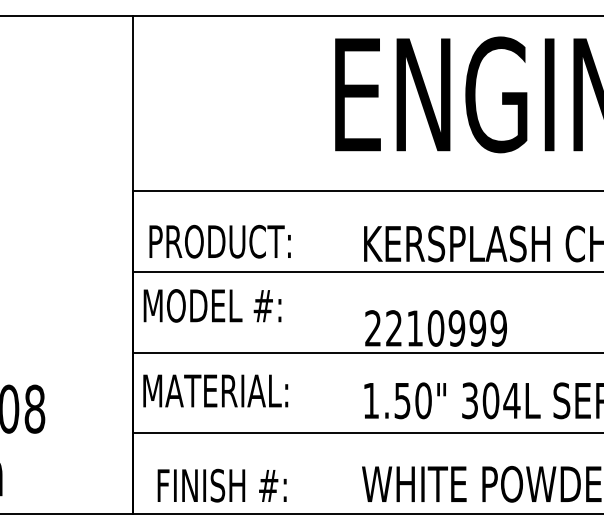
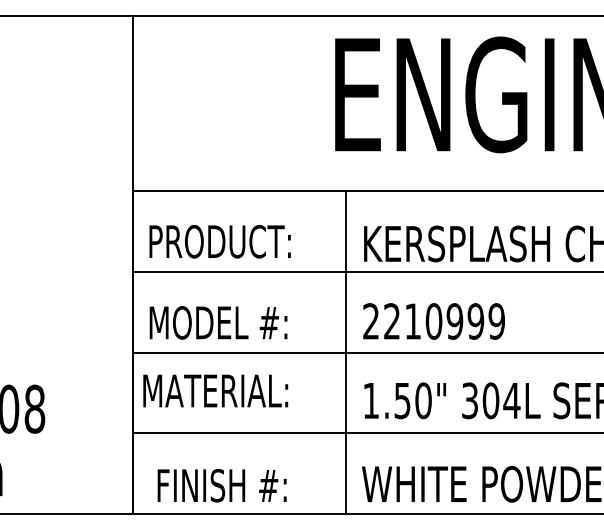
text position: (212, 305) -> (218, 322) (218, 322)
text position: (435, 328) -> (433, 321) (433, 321)
line: none -> present (346, 352)
